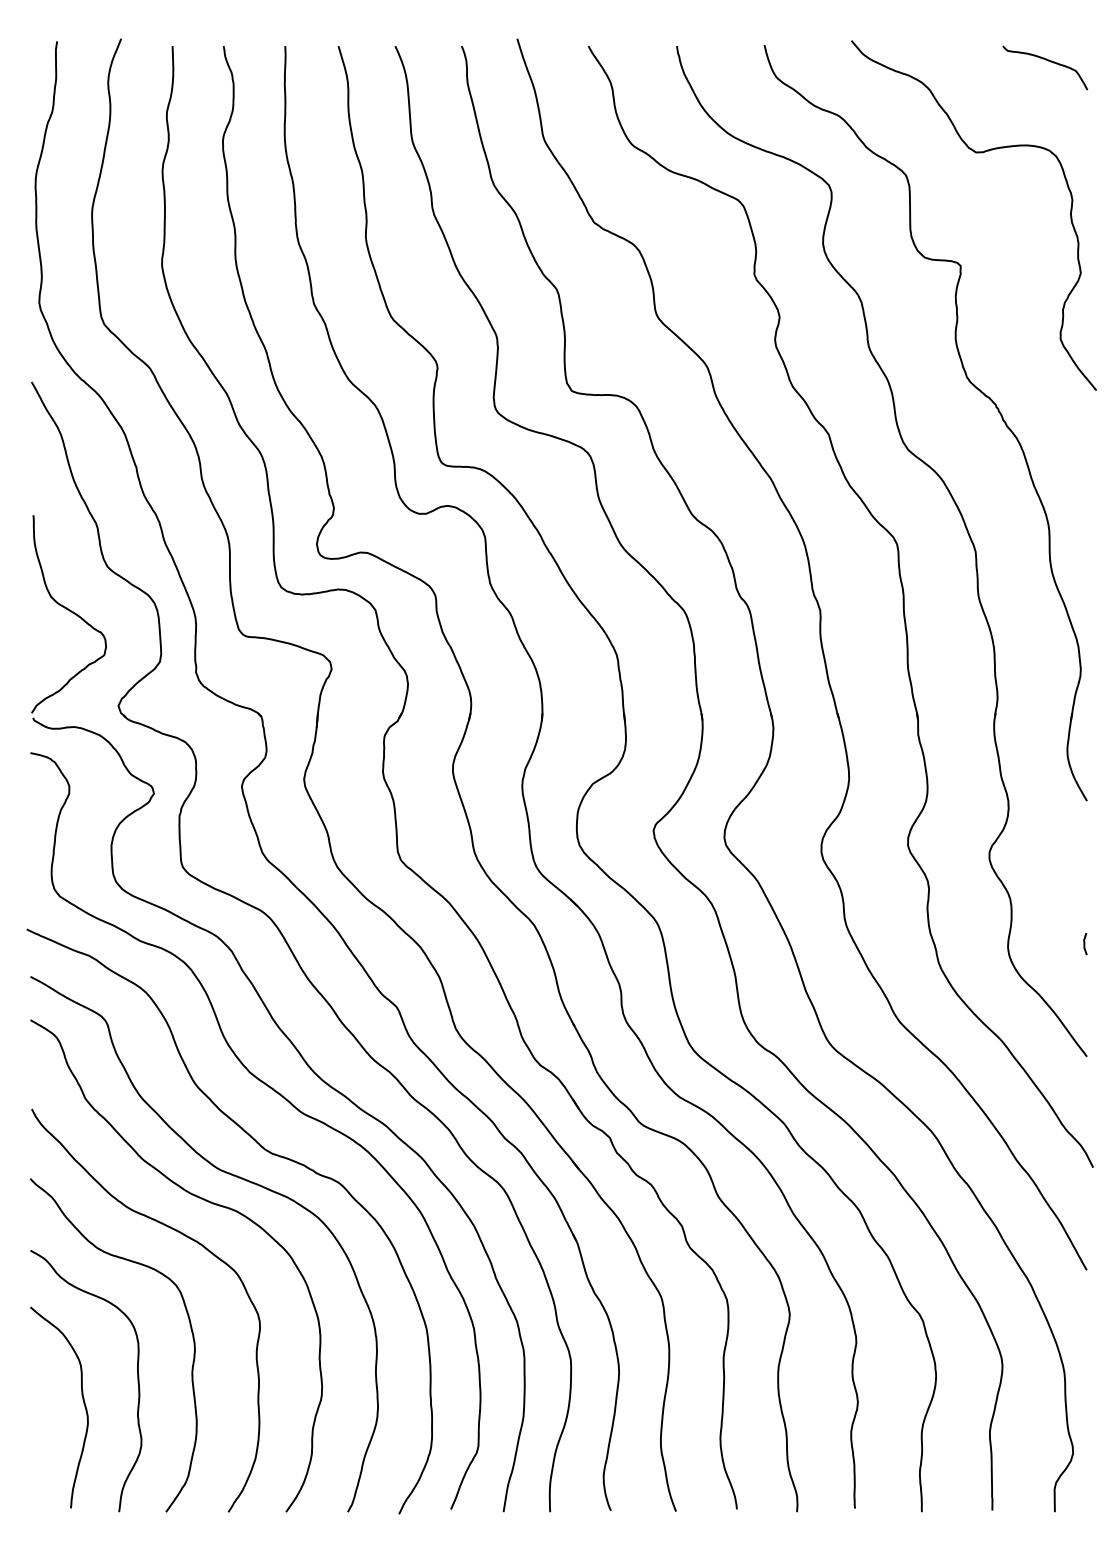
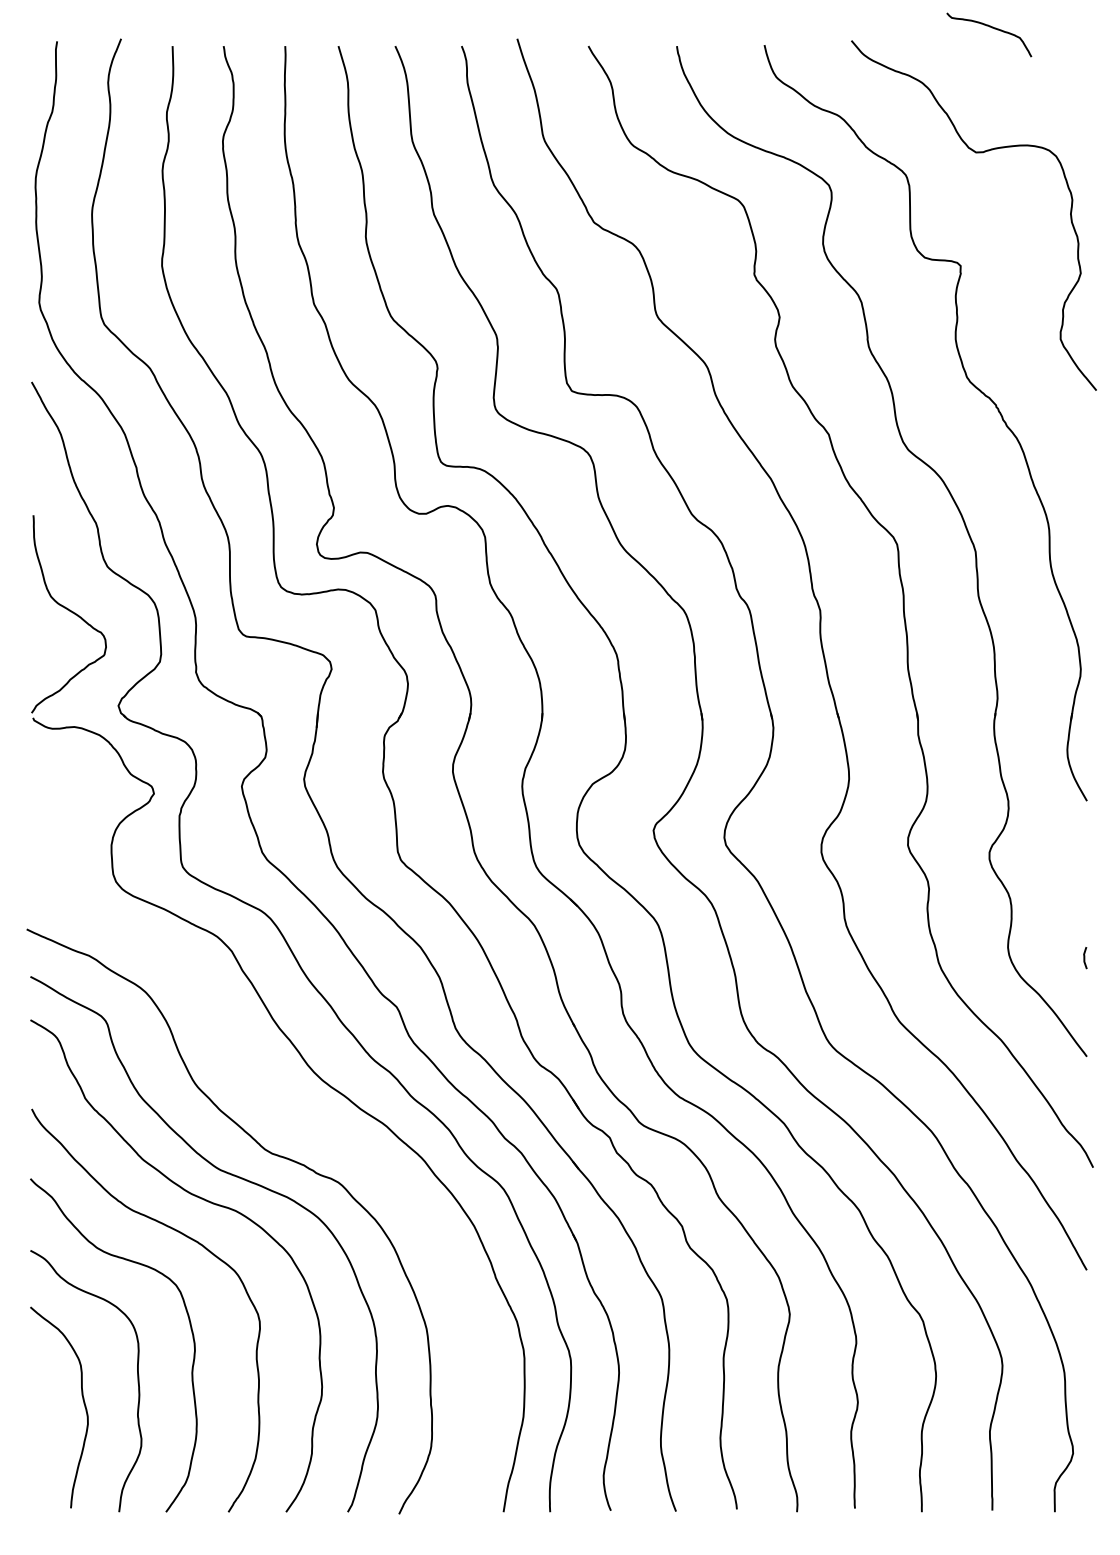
curve position: (1048, 61) -> (992, 28) (992, 28)
curve position: (1085, 944) -> (1085, 958) (1085, 958)
curve: present -> none (285, 1100)
